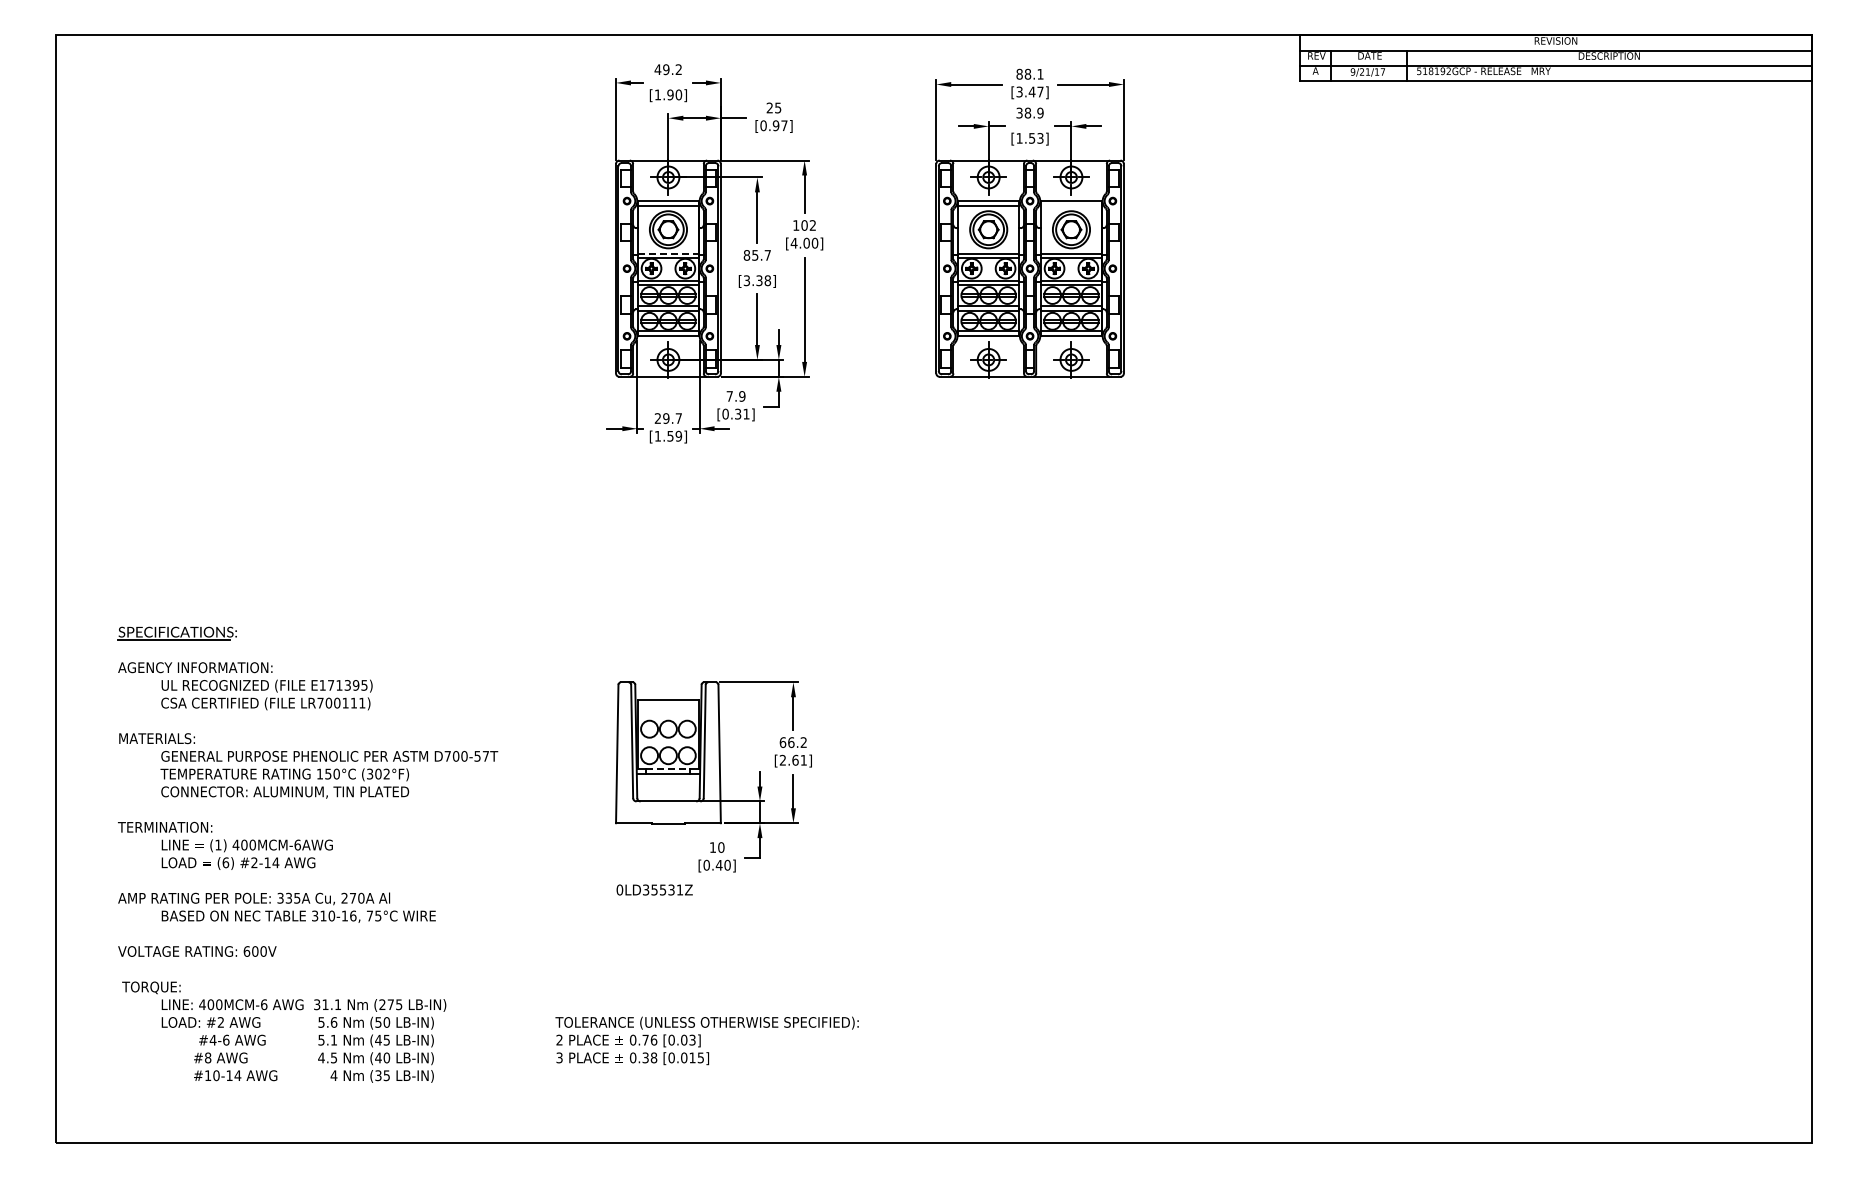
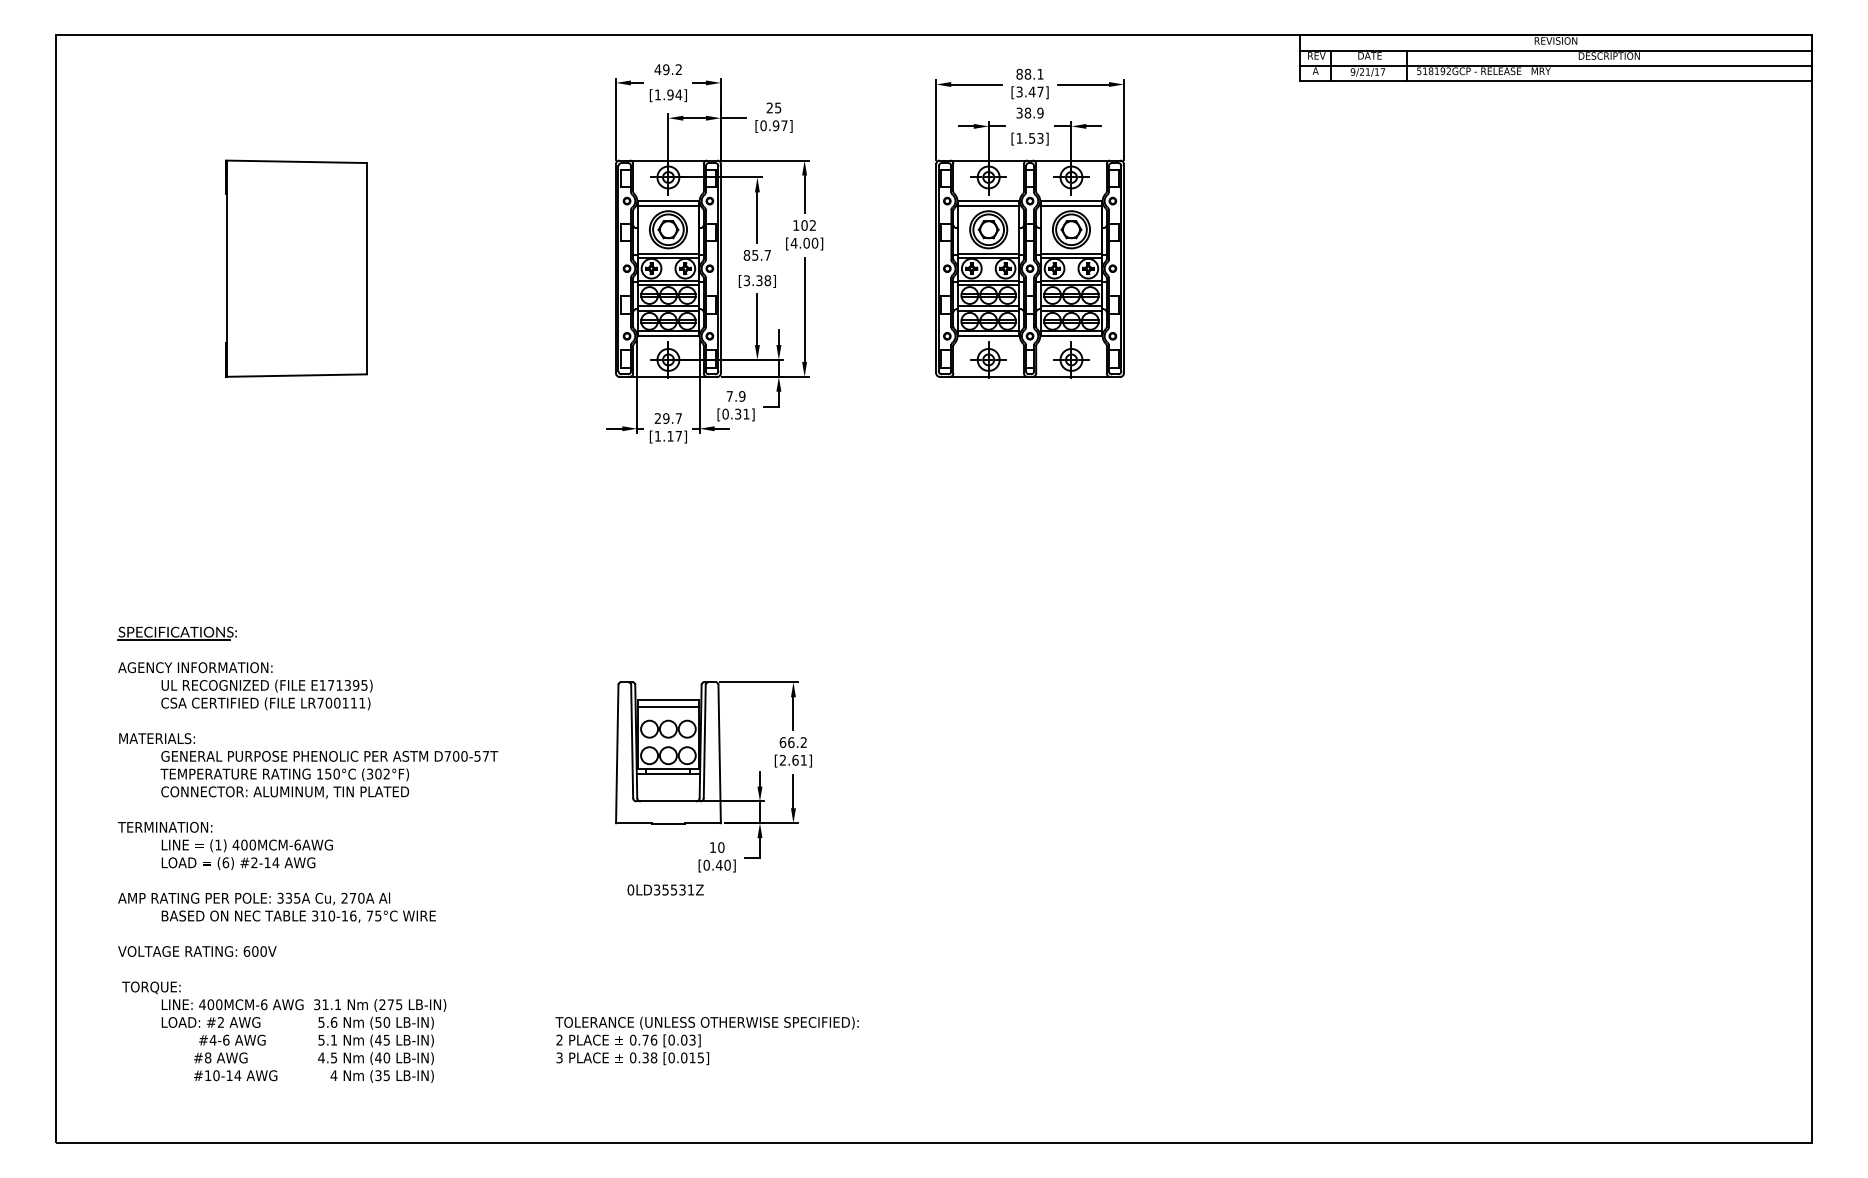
text: [1.90] -> [1.94] (678, 94)
line: none -> present (1071, 206)
line: dashed -> solid (668, 253)
part: none -> present (296, 268)
text: [1.59] -> [1.17] (674, 435)
line: none -> present (668, 706)
line: dashed -> solid (668, 769)
text position: (654, 889) -> (665, 889) (665, 889)
